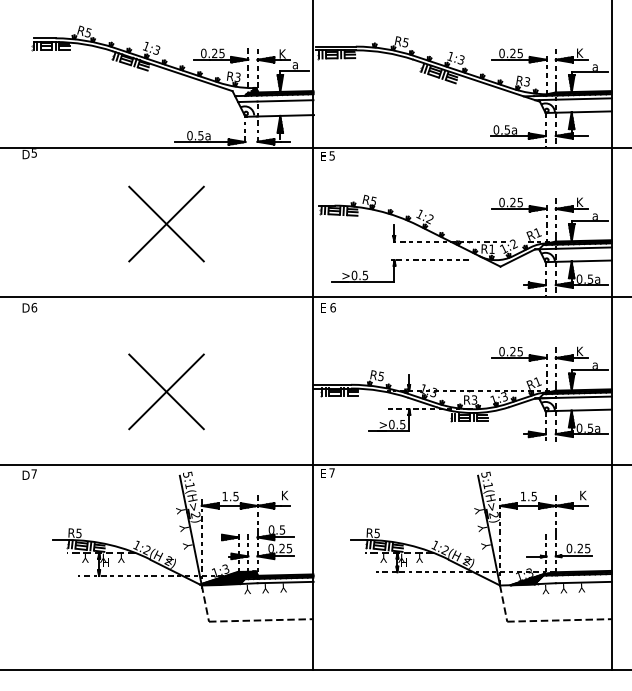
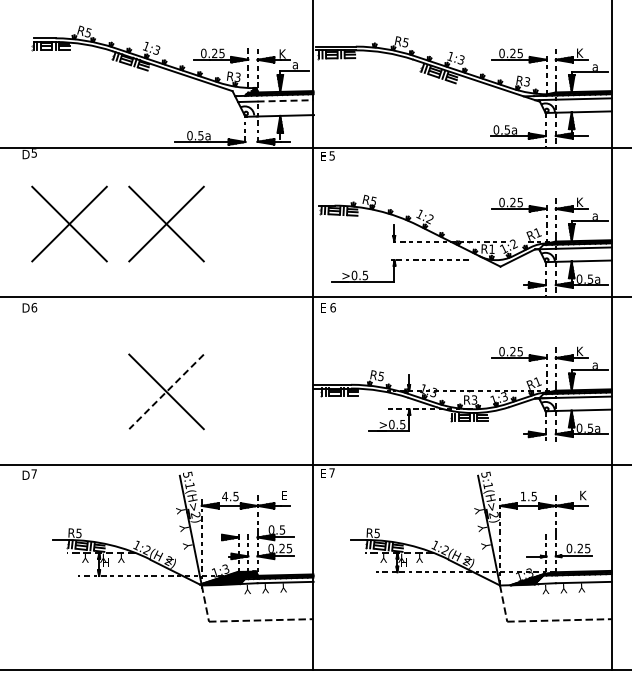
line: solid -> dashed (285, 100)
part: none -> present (69, 223)
line: solid -> dashed (166, 391)
text: K -> E (285, 495)
text: 1.5 -> 4.5 (225, 496)
